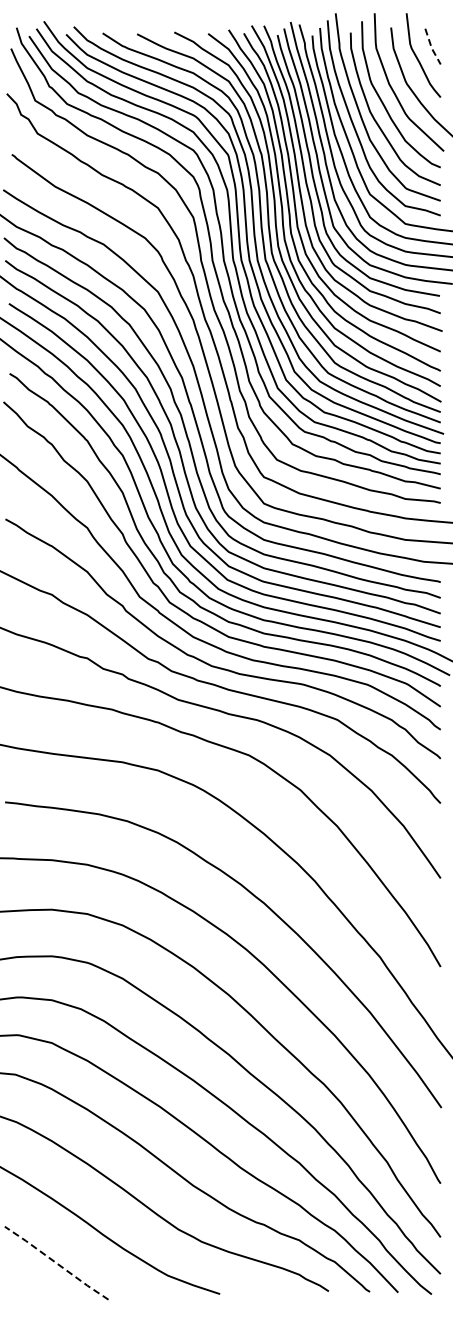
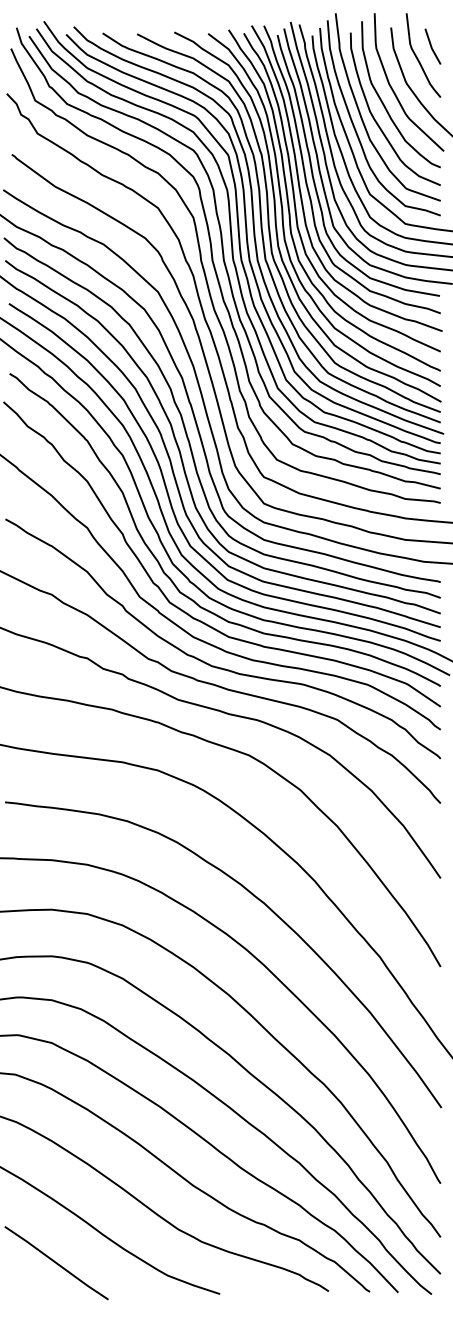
line: dashed -> solid (431, 48)
line: dashed -> solid (56, 1263)
